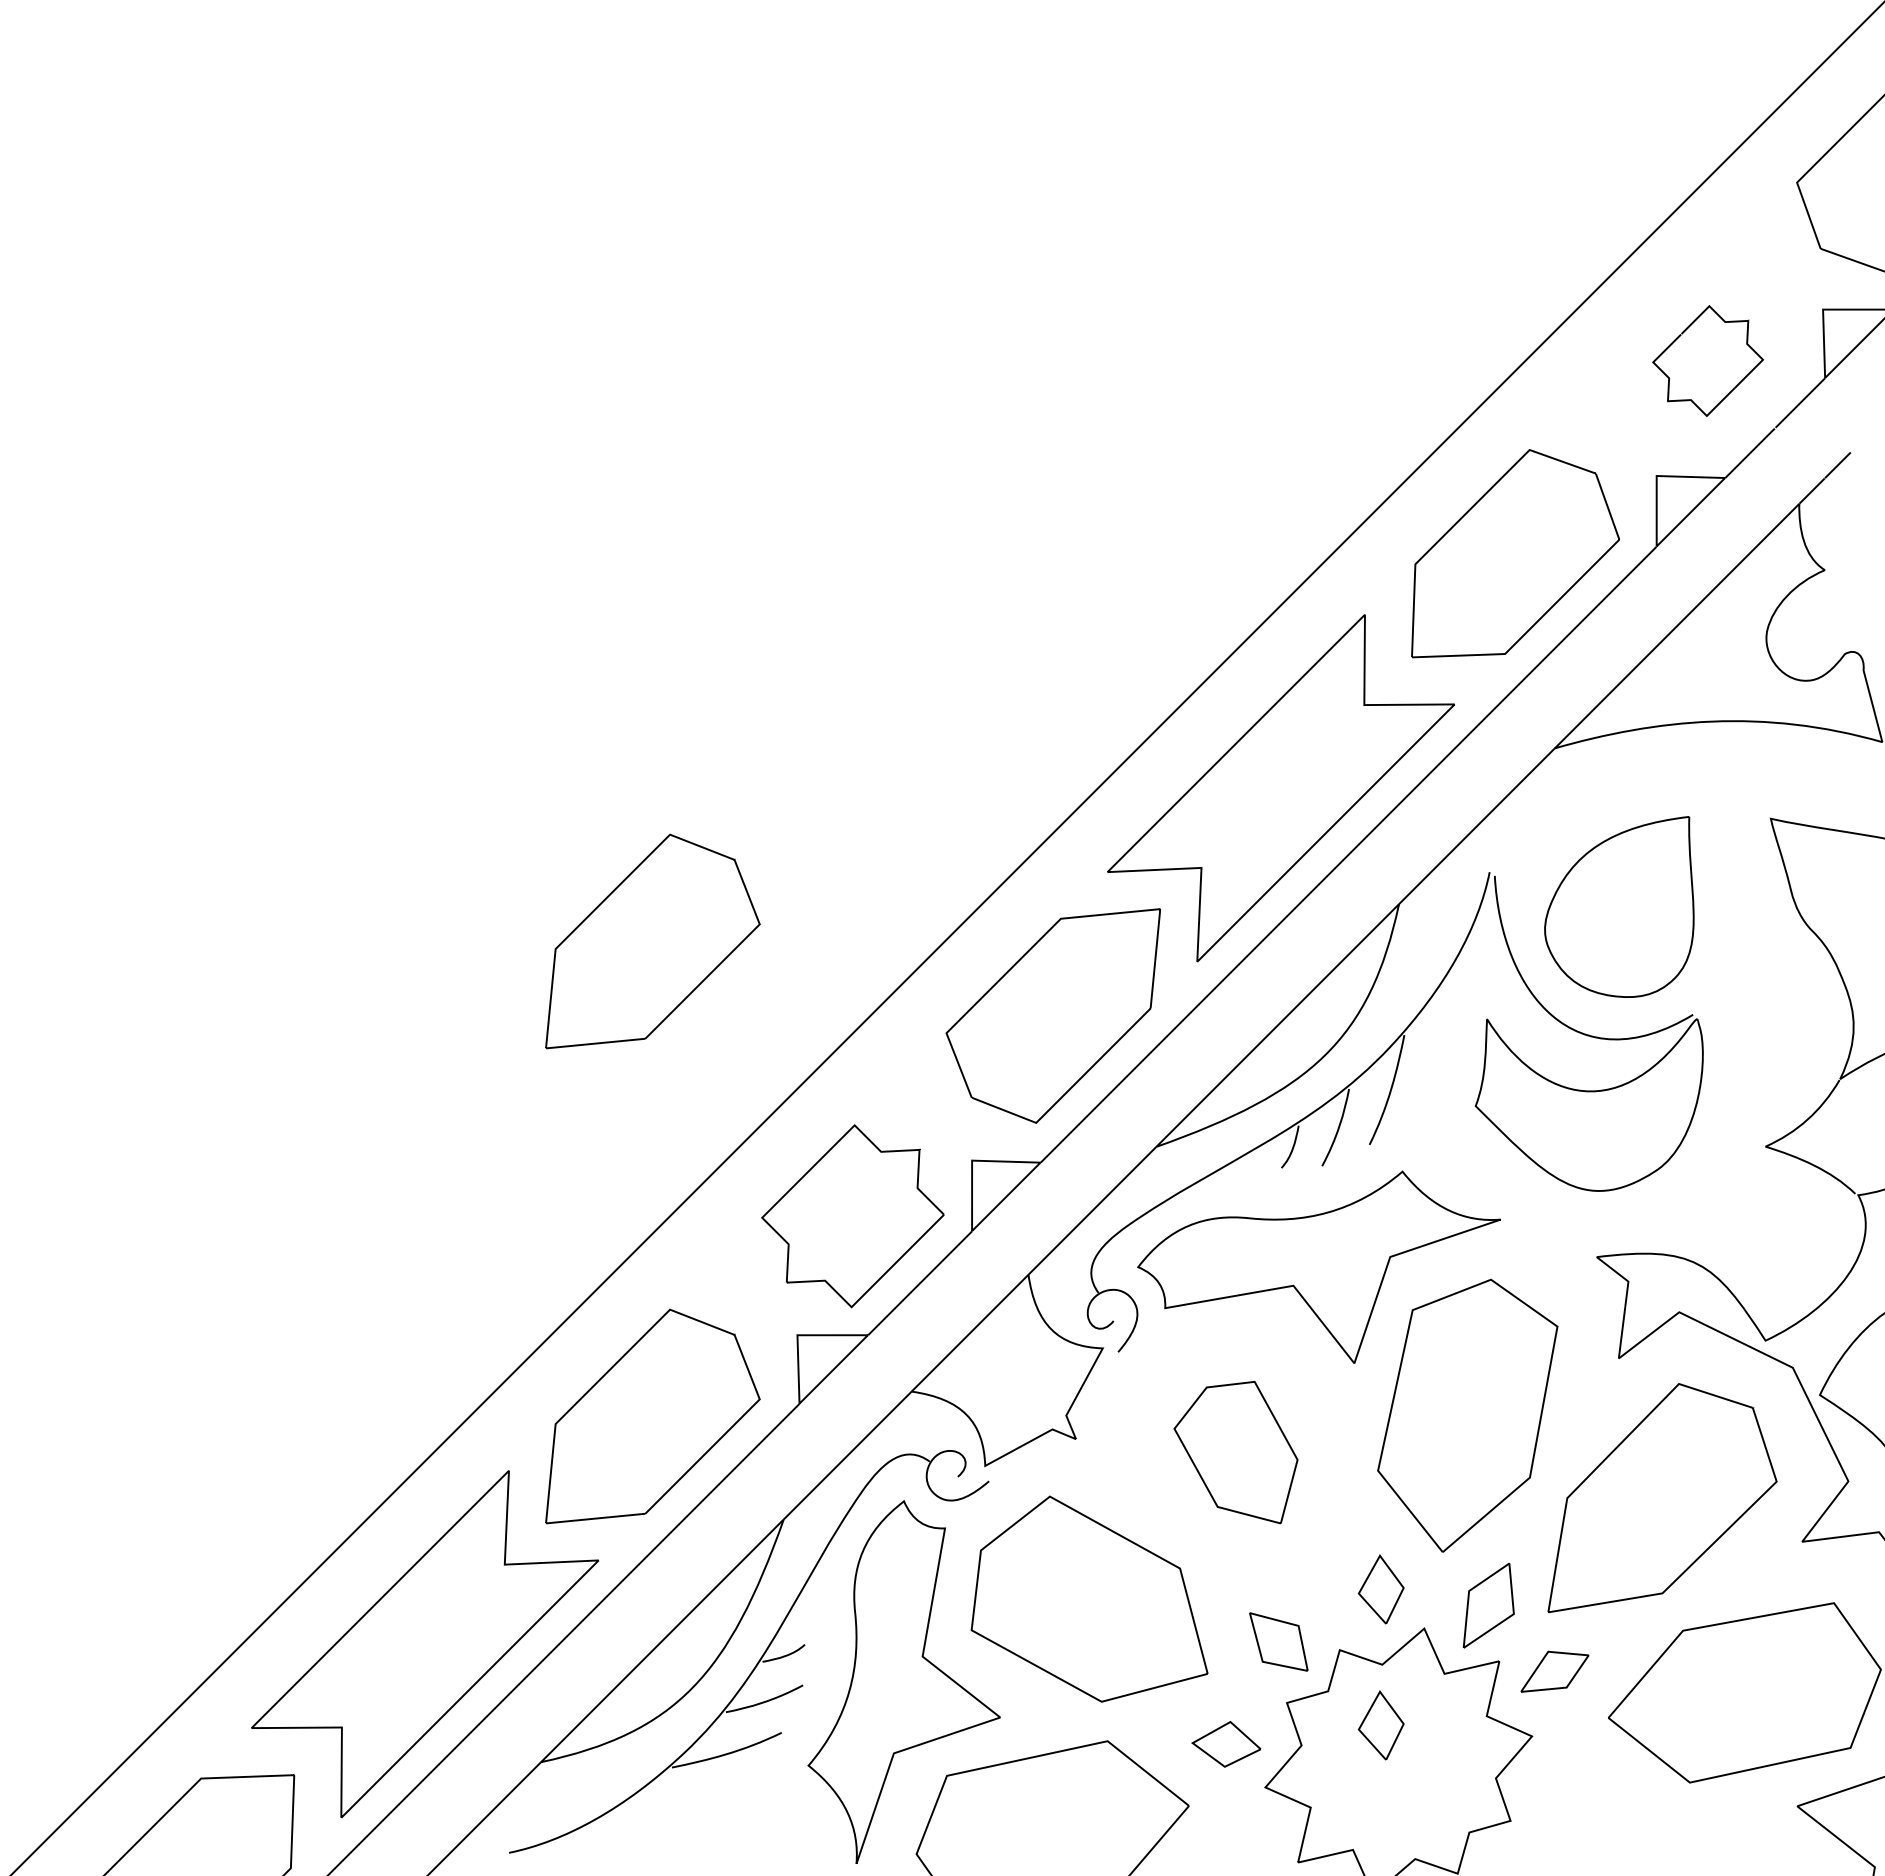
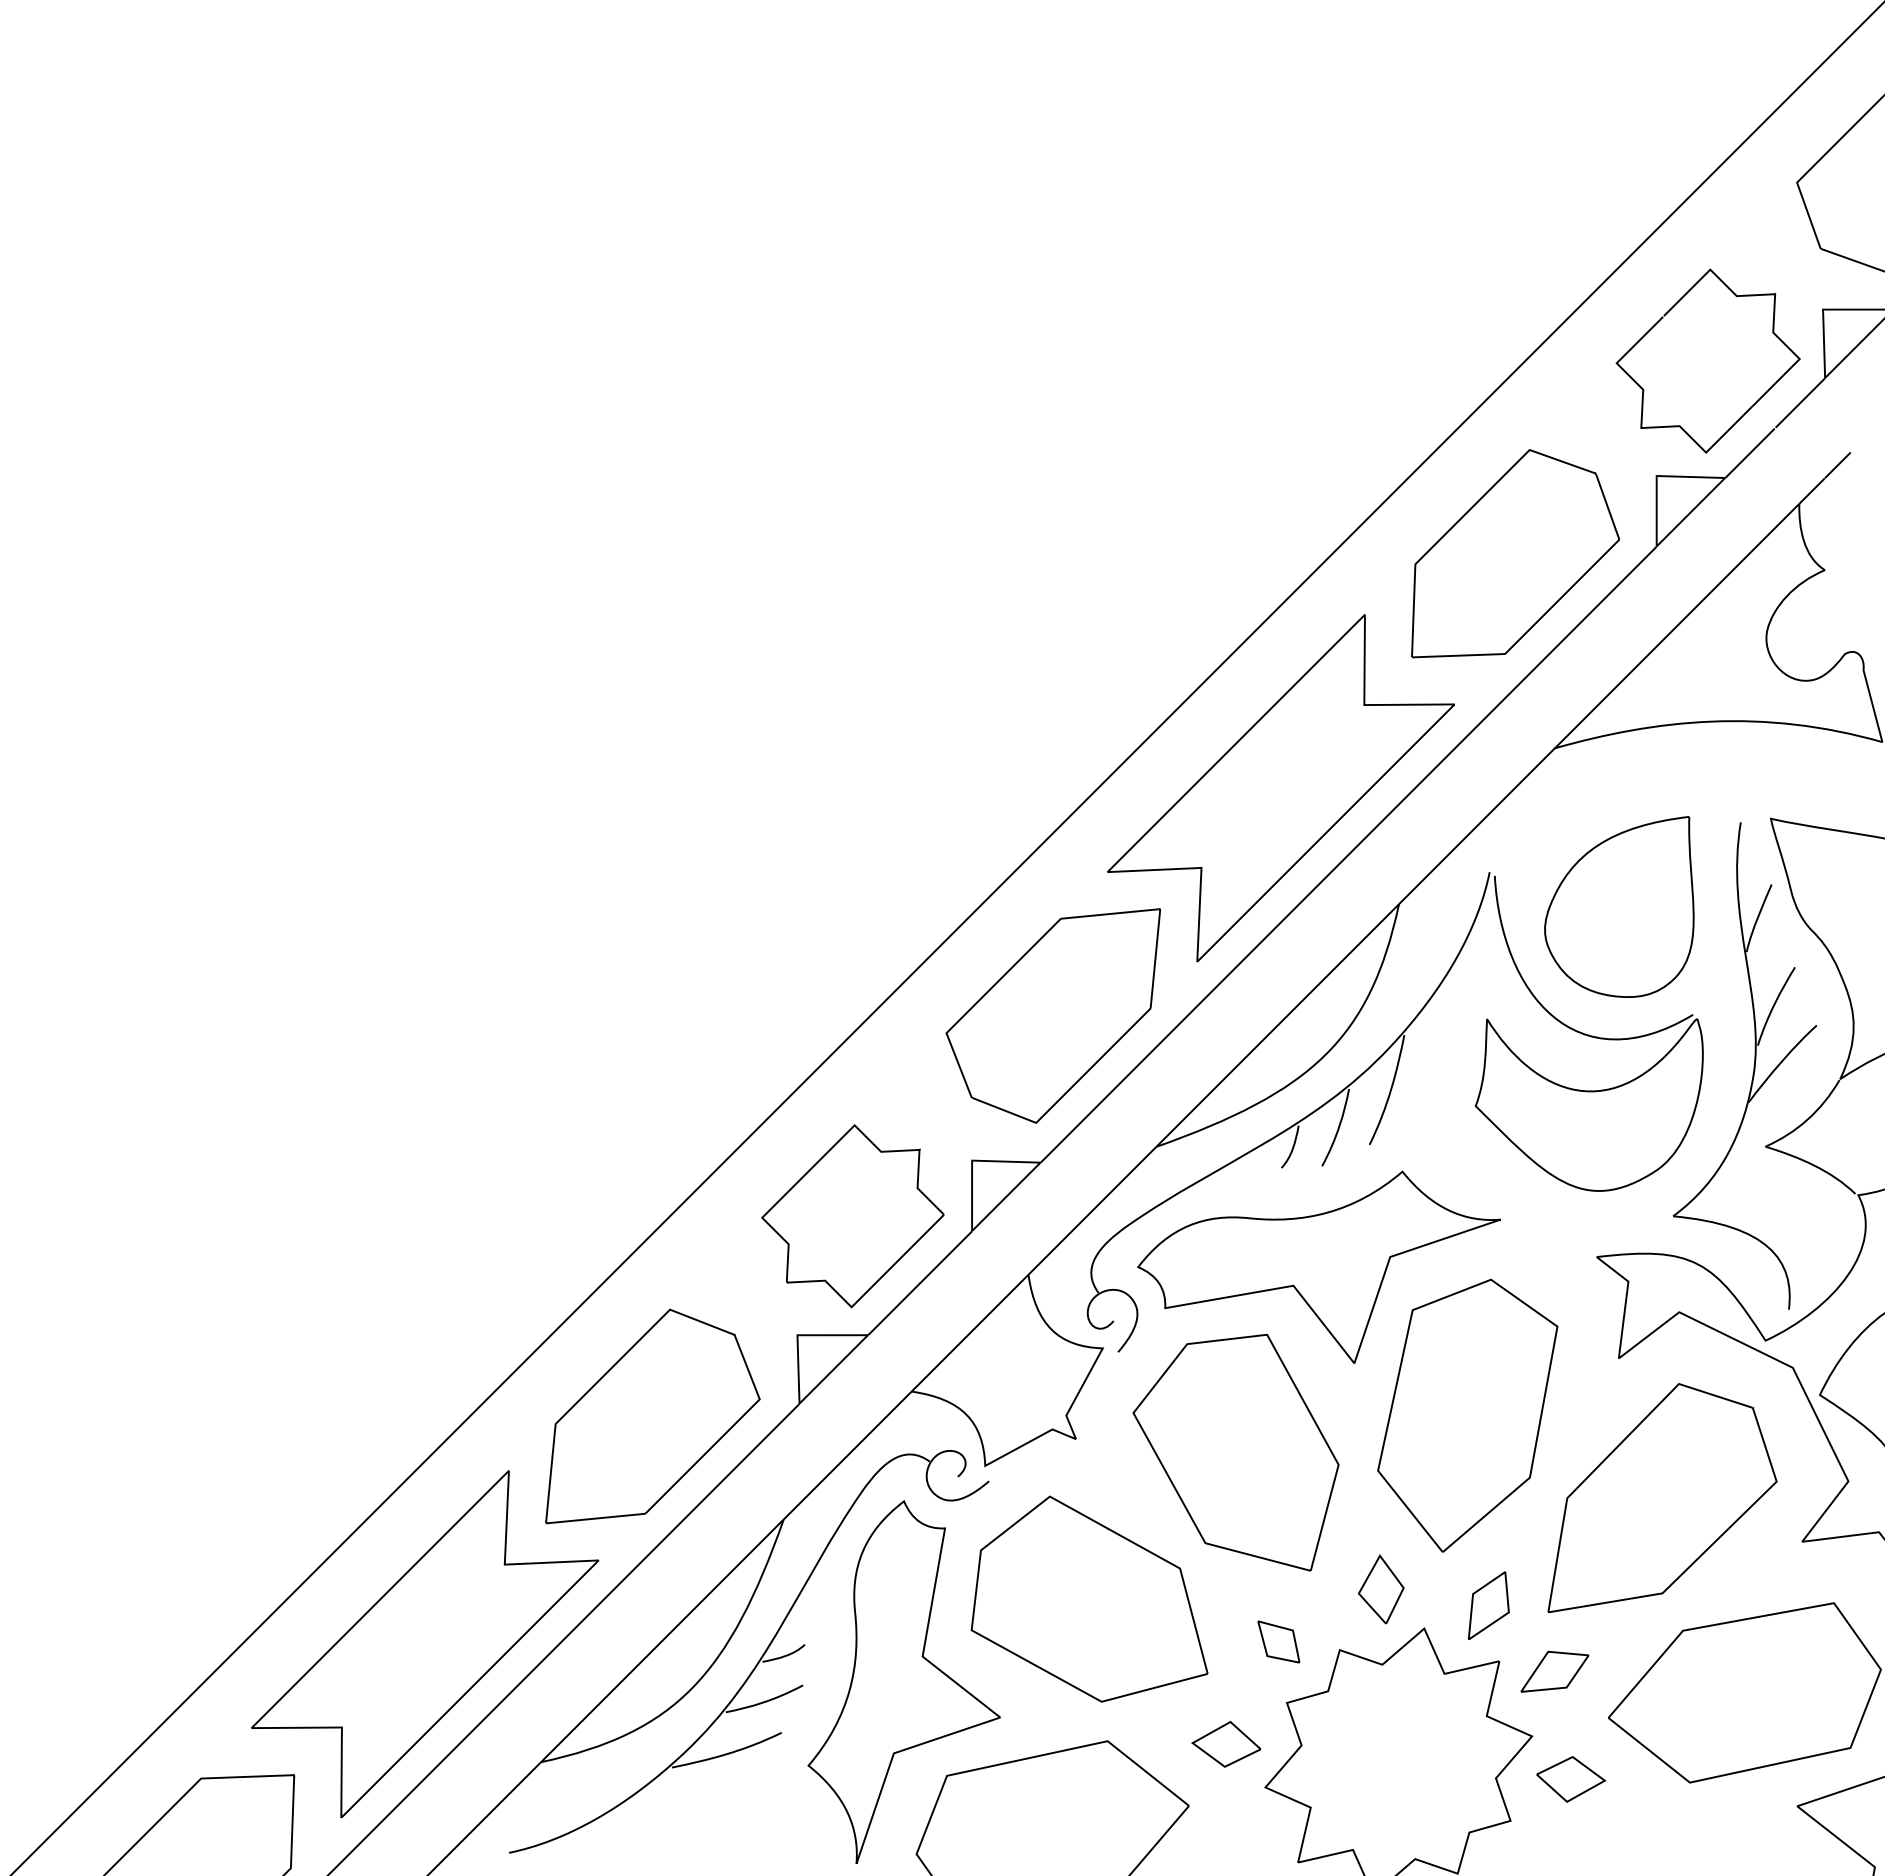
part size: 113x112 px -> 186x186 px (1707, 360)
part: present -> none (652, 941)
part: none -> present (1753, 1065)
part size: 126x144 px -> 208x239 px (1235, 1452)
part size: 53x86 px -> 42x70 px (1488, 1605)
part size: 60x60 px -> 44x44 px (1278, 1641)
part: present -> none (1380, 1725)
part: none -> present (1571, 1779)
